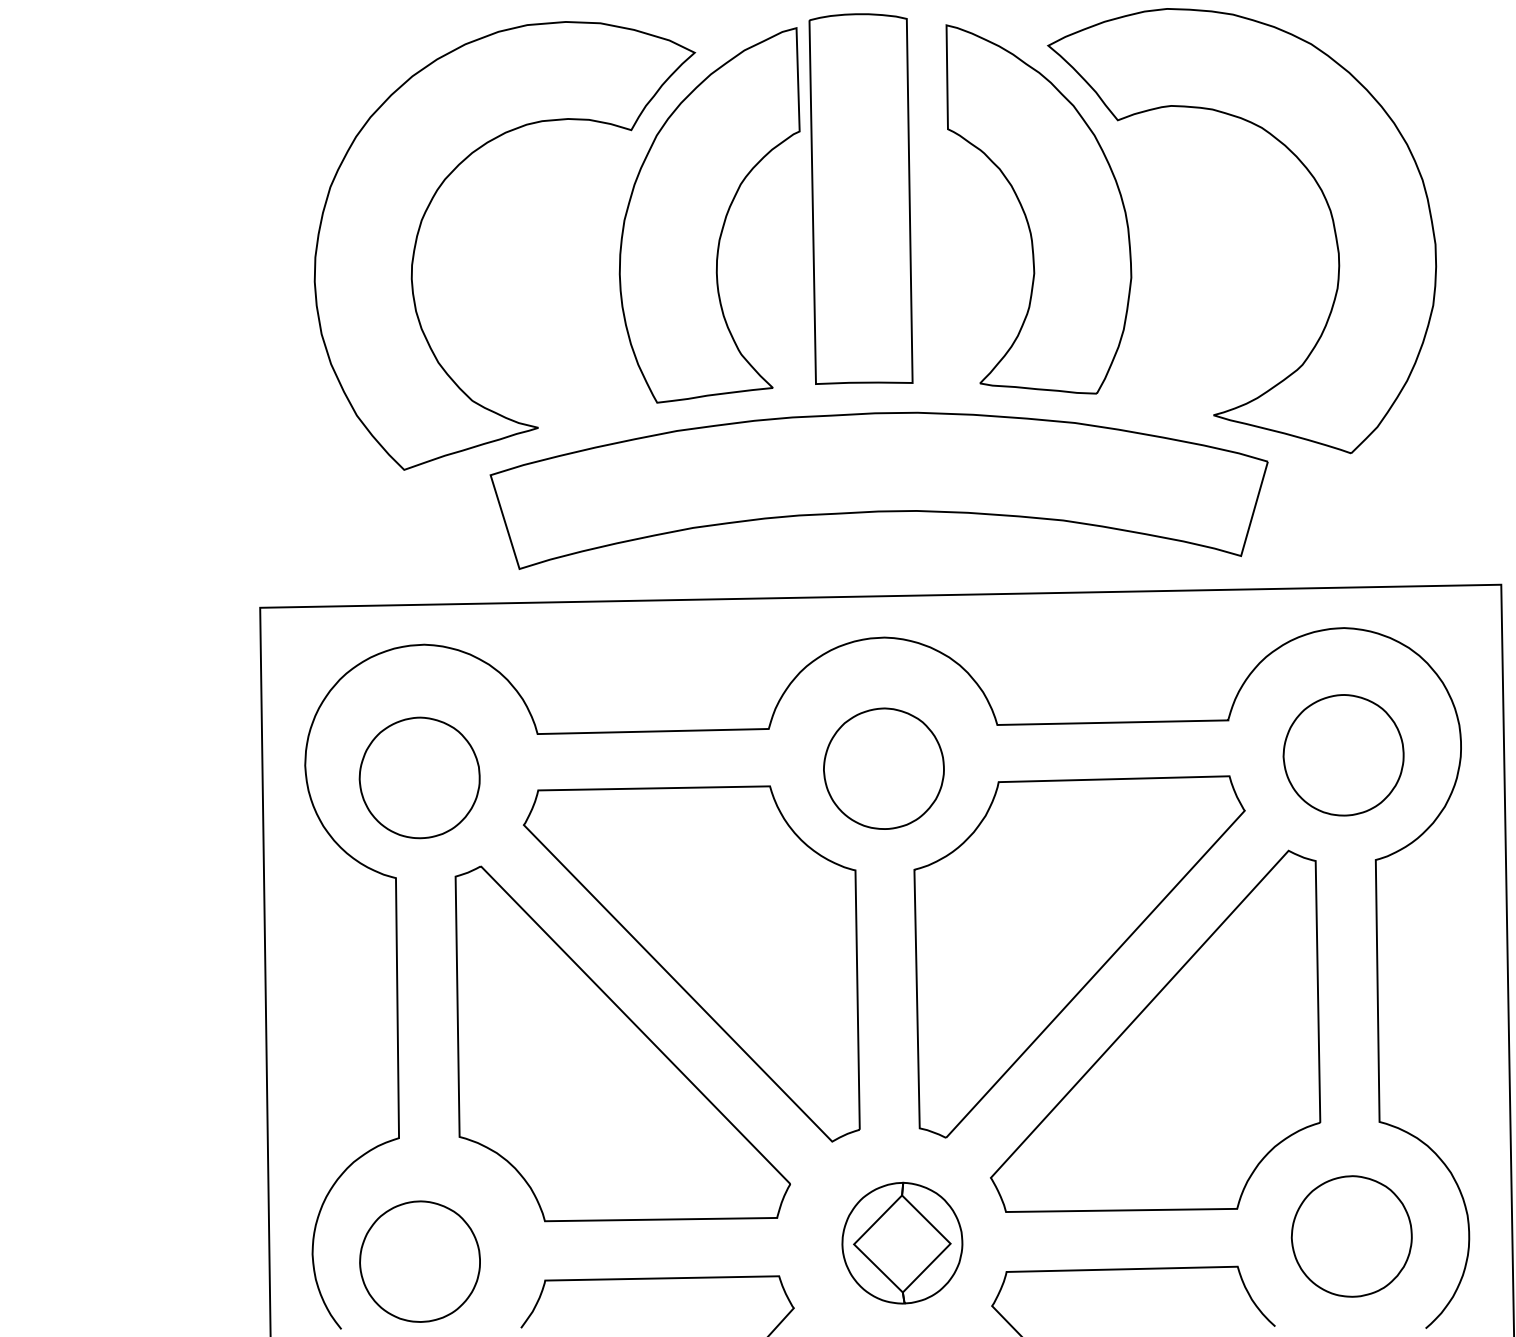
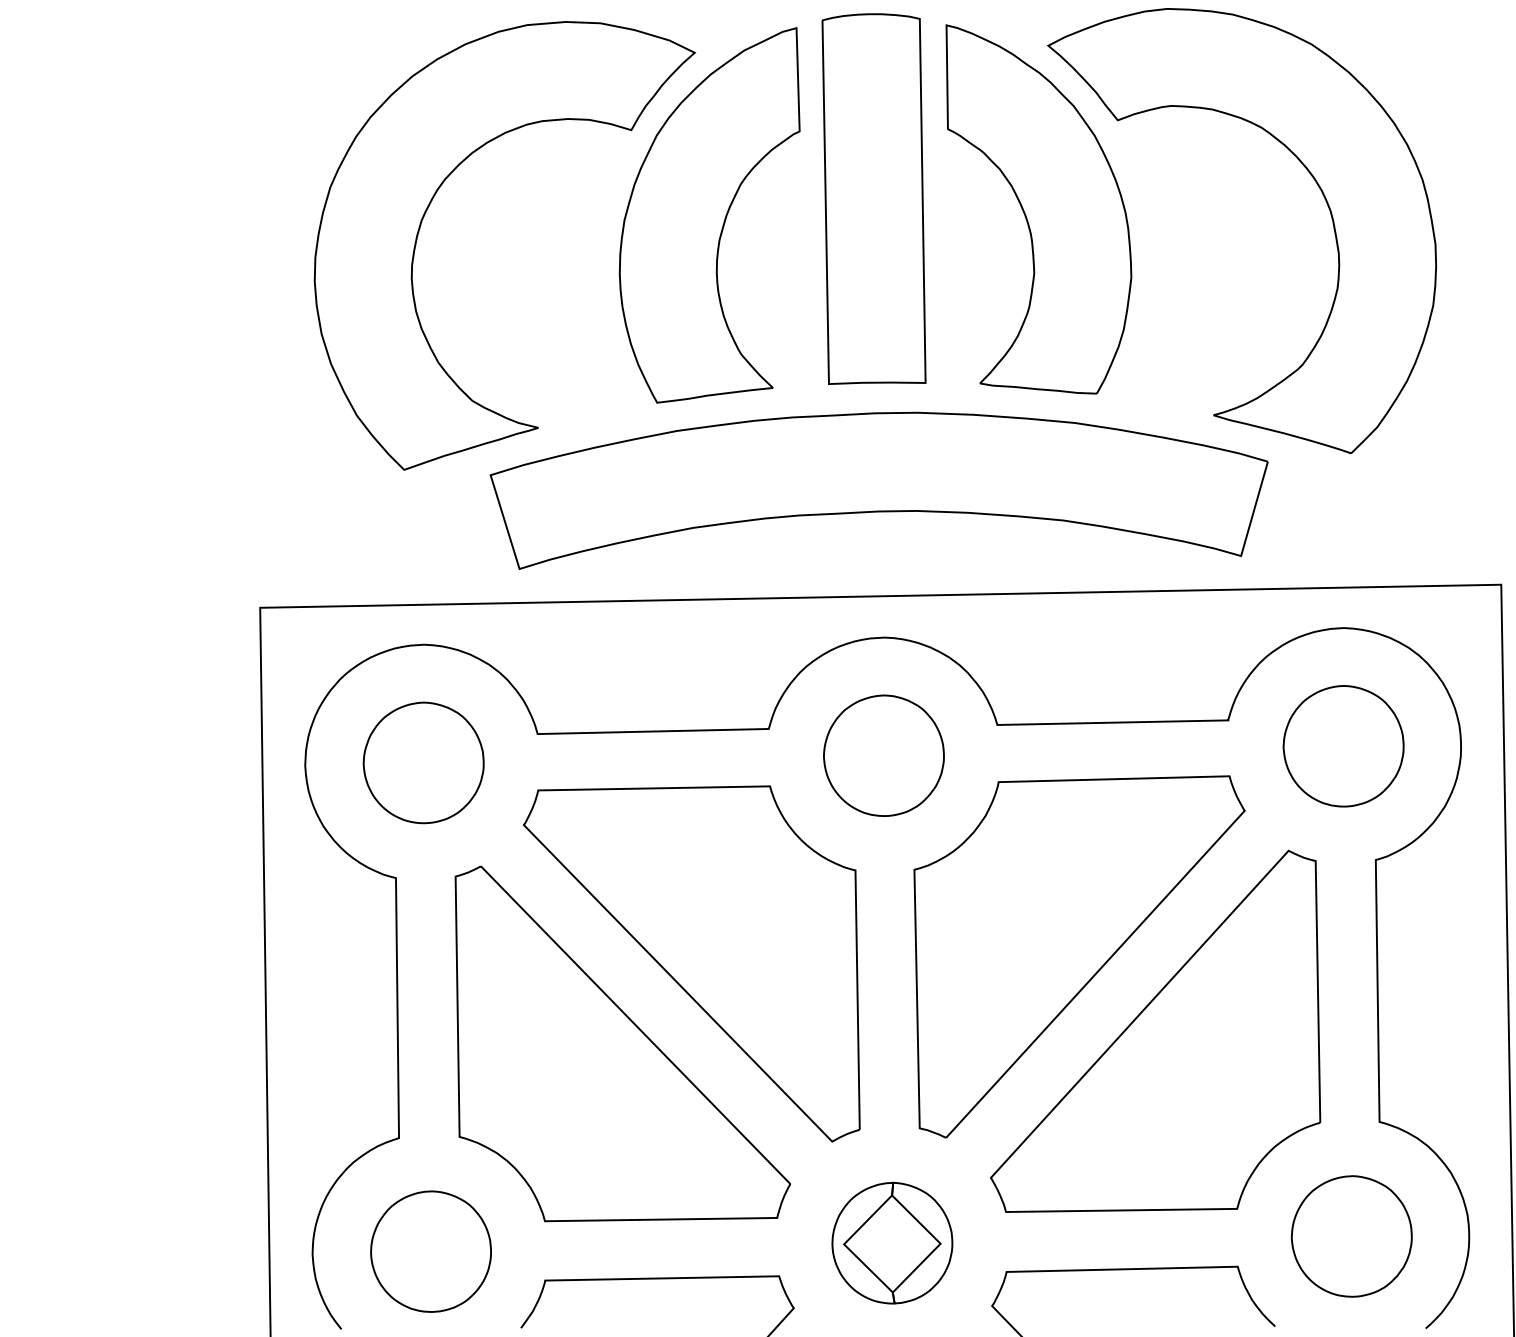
part position: (860, 198) -> (873, 198) (873, 198)
part position: (1343, 755) -> (1343, 746) (1343, 746)
part position: (883, 768) -> (883, 755) (883, 755)
part position: (419, 777) -> (423, 762) (423, 762)
part position: (902, 1242) -> (892, 1242) (892, 1242)
part position: (419, 1261) -> (430, 1251) (430, 1251)
